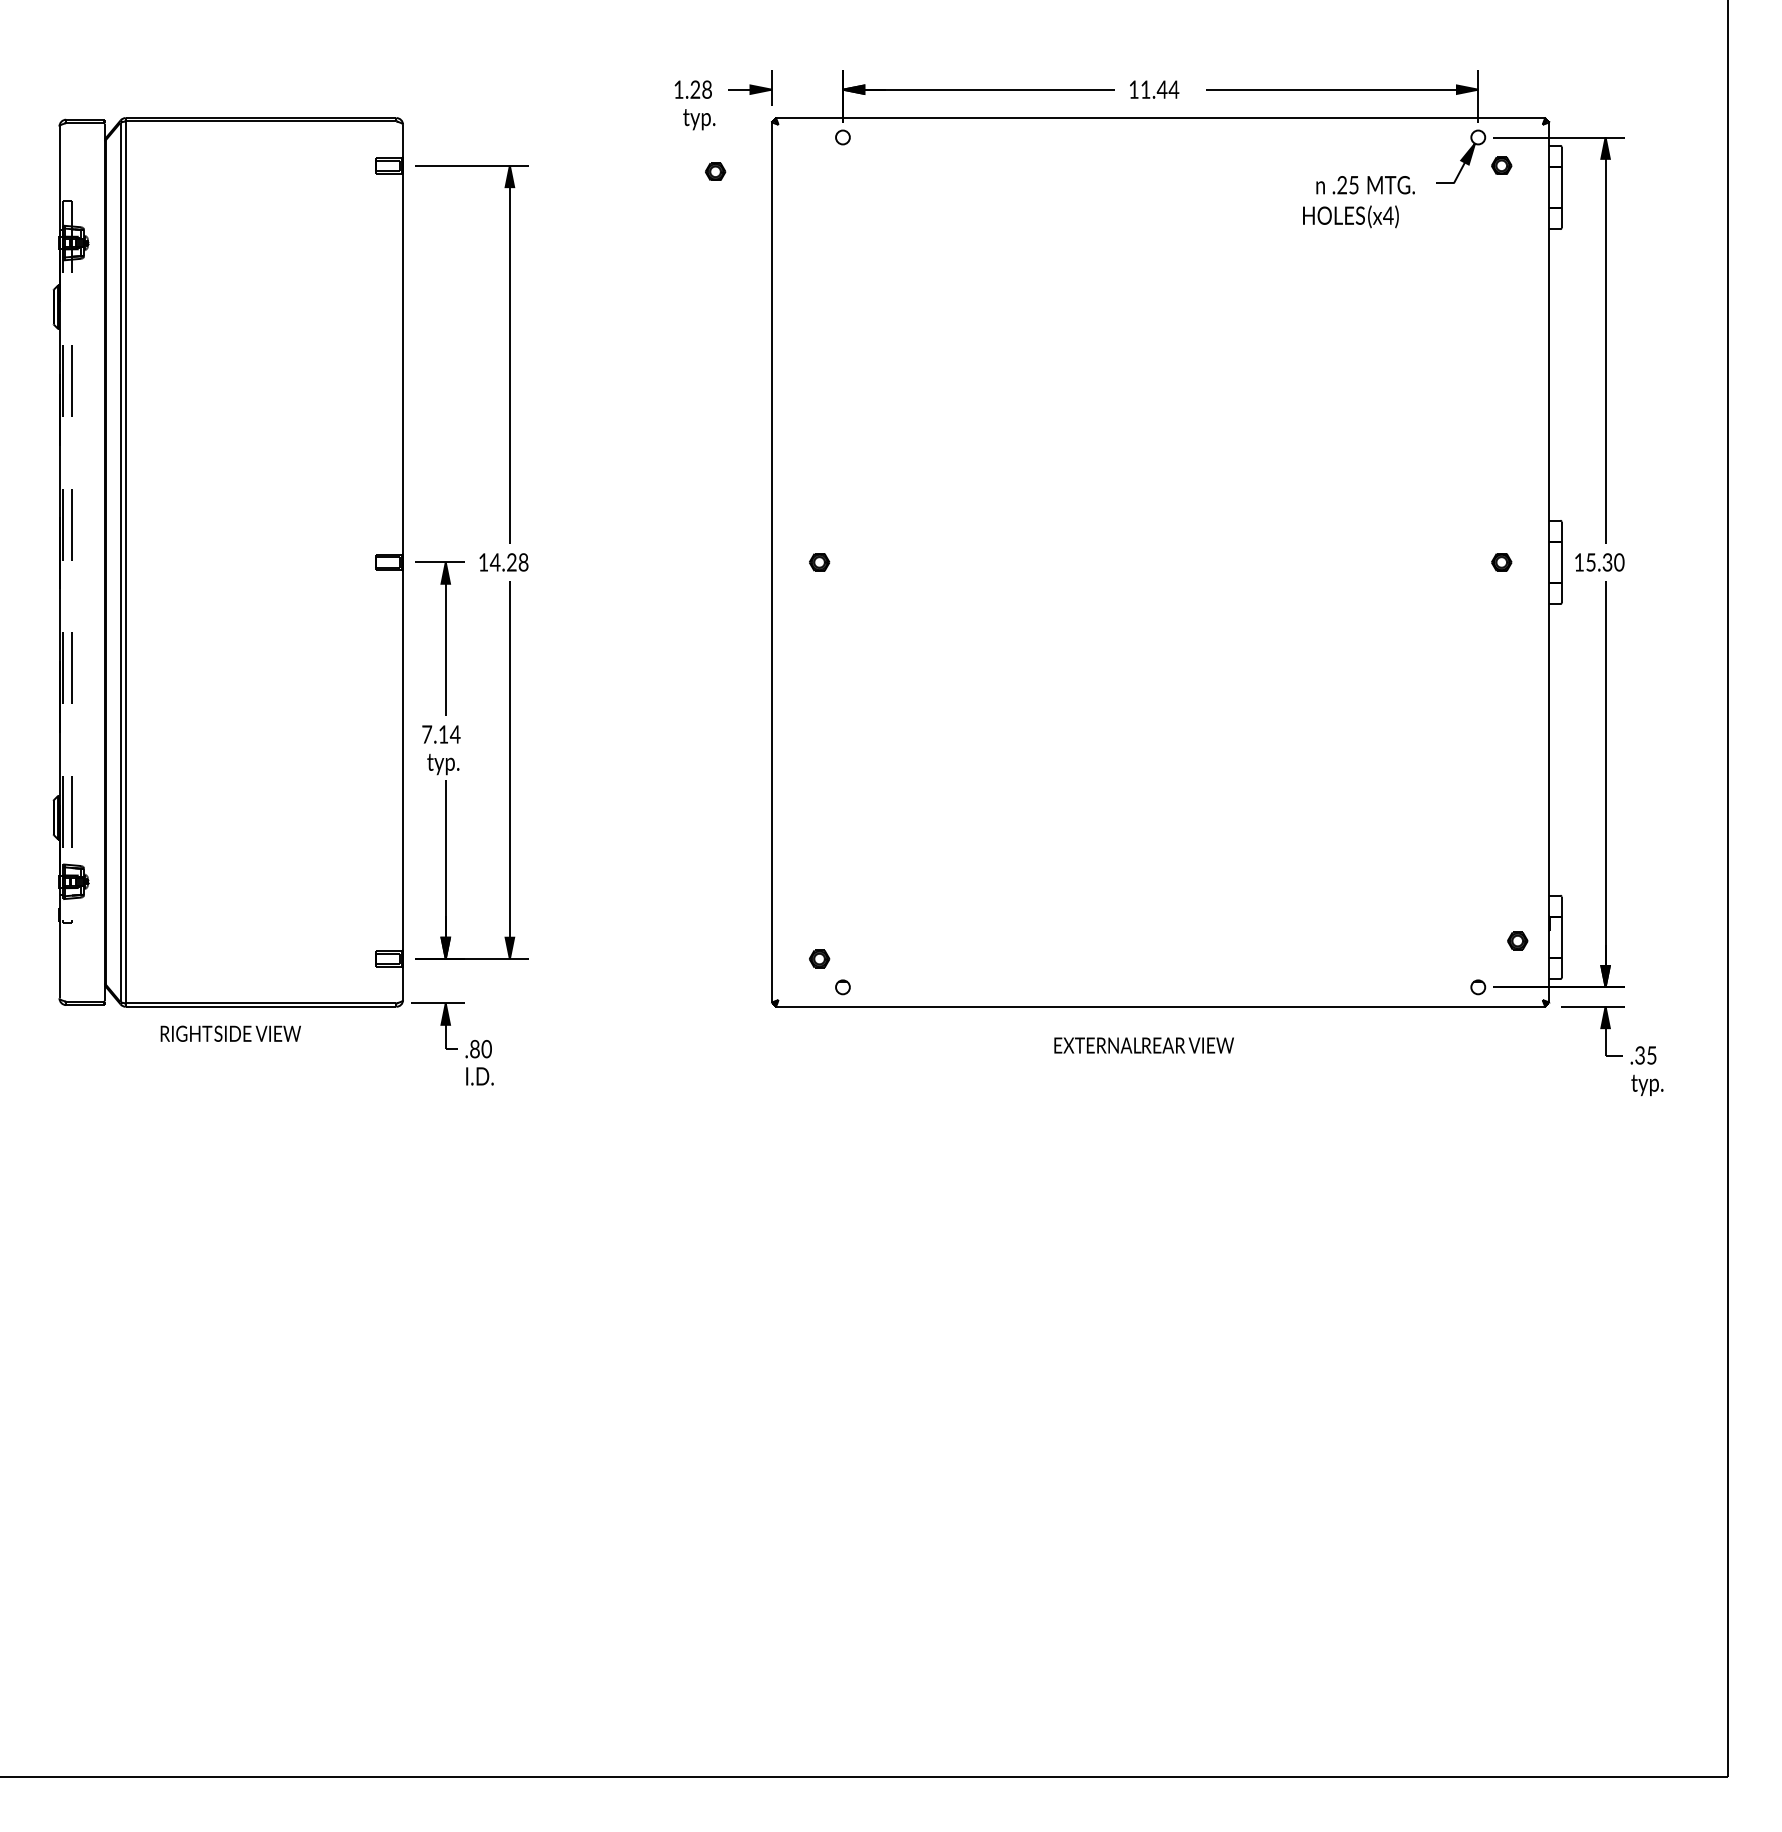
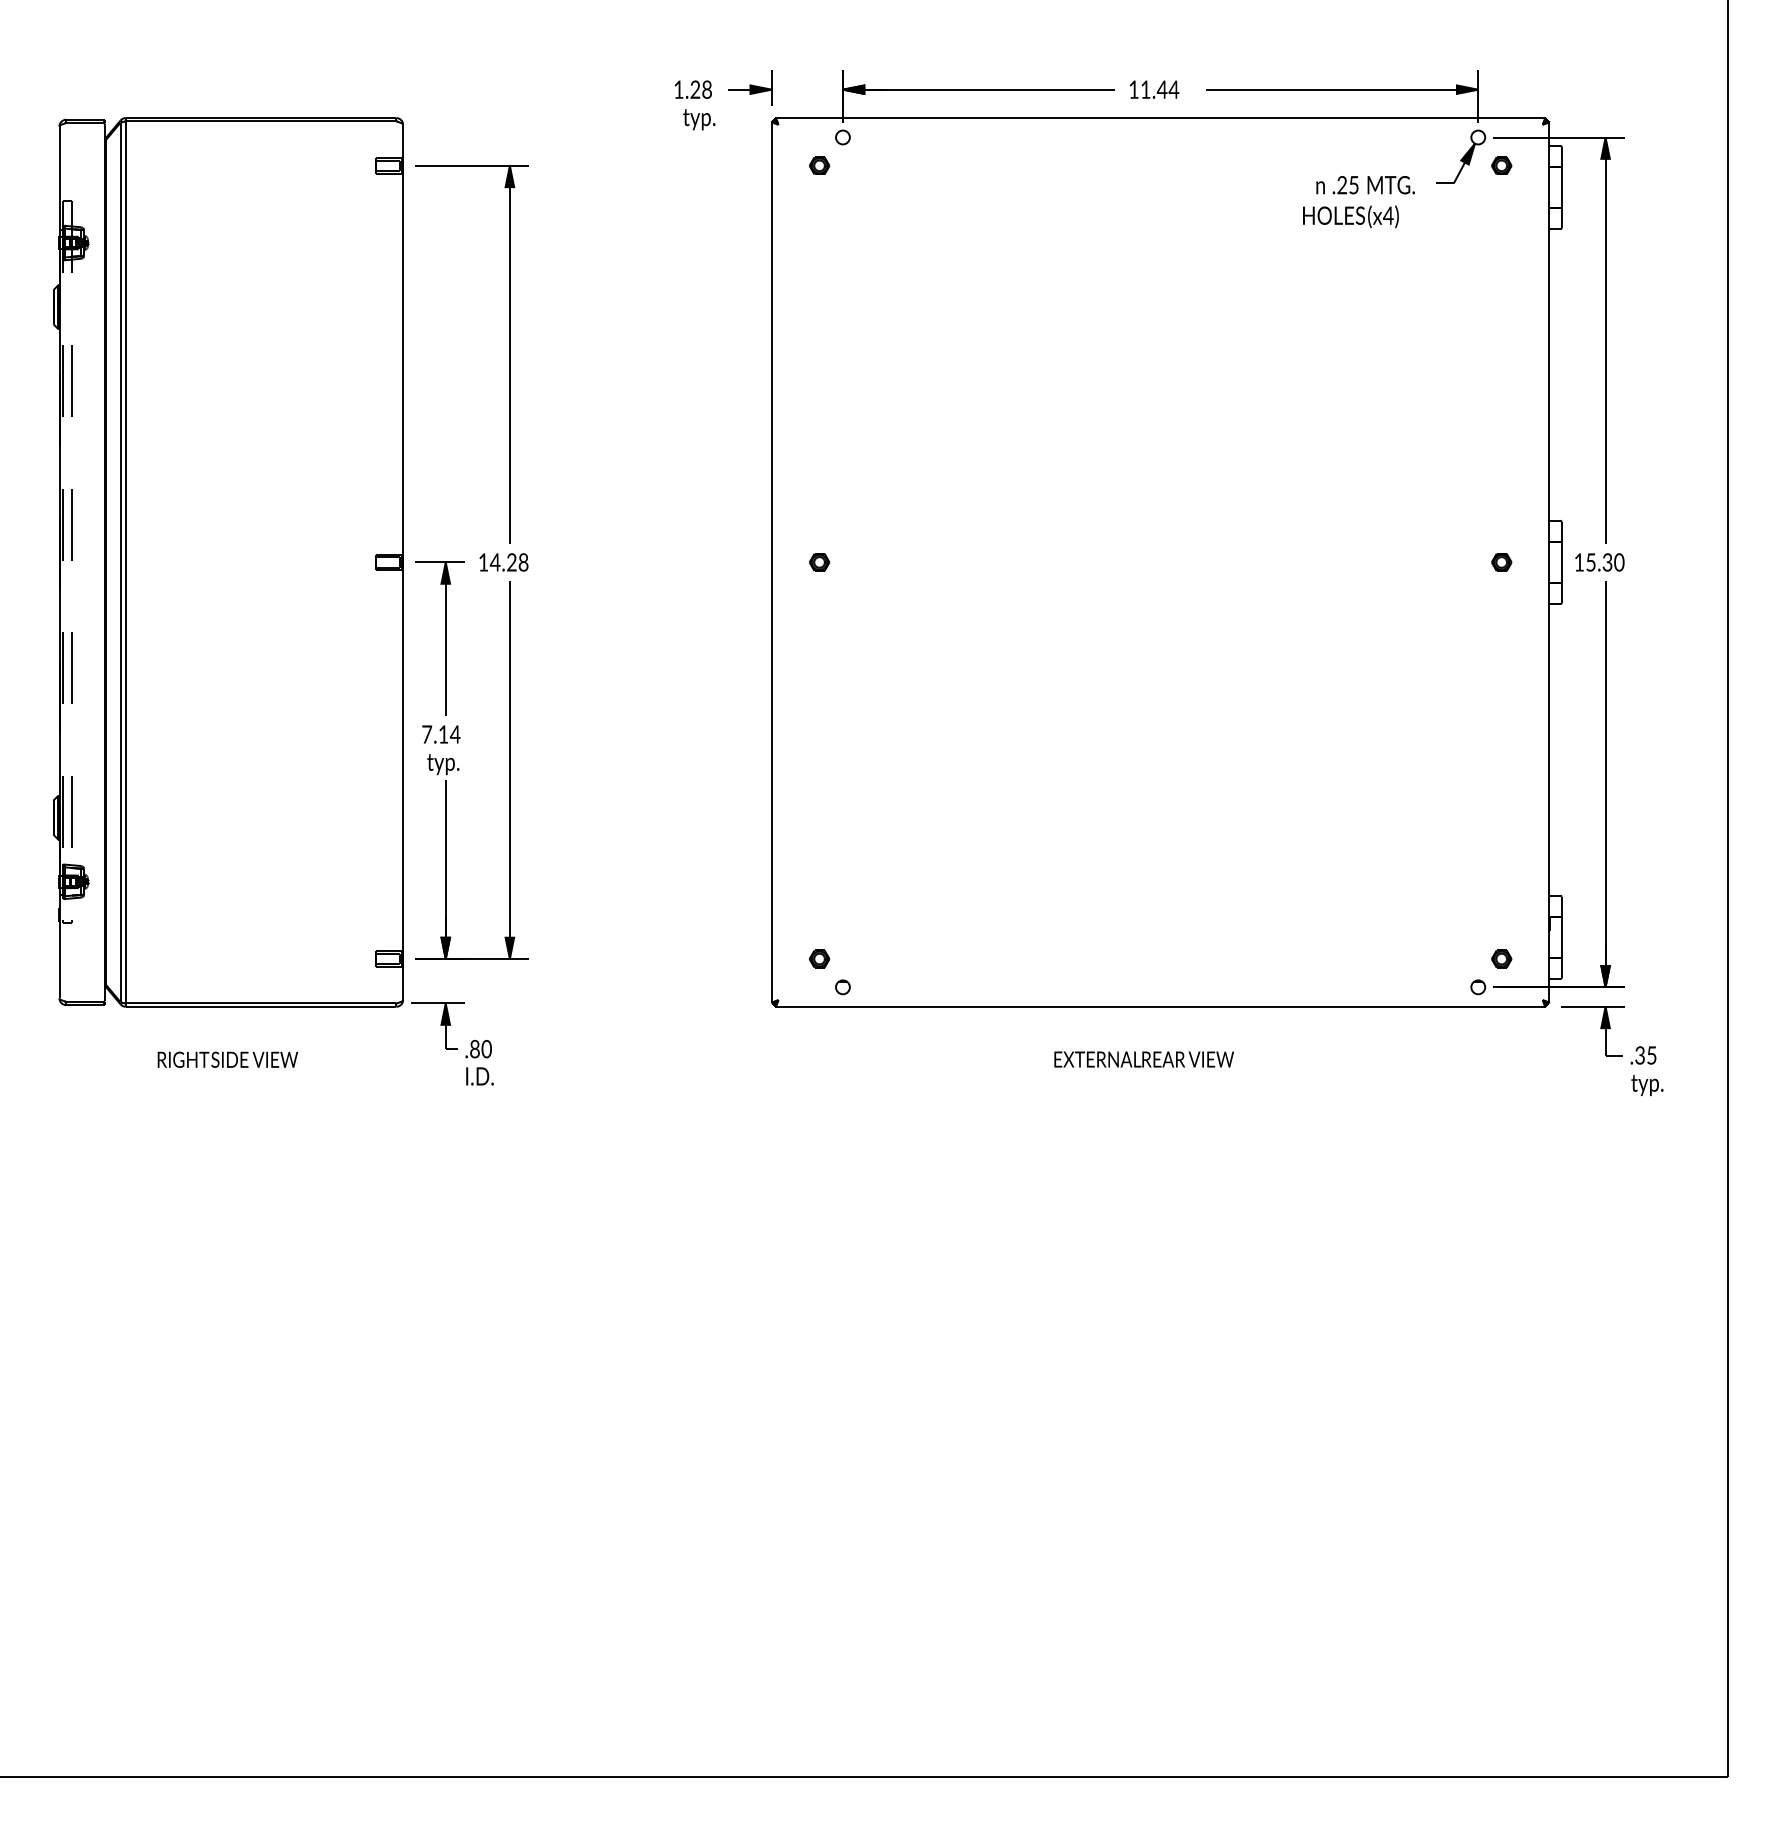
part position: (715, 171) -> (819, 165) (819, 165)
part position: (1517, 940) -> (1501, 958) (1501, 958)
text position: (230, 1033) -> (227, 1059) (227, 1059)
text position: (1143, 1045) -> (1143, 1059) (1143, 1059)
